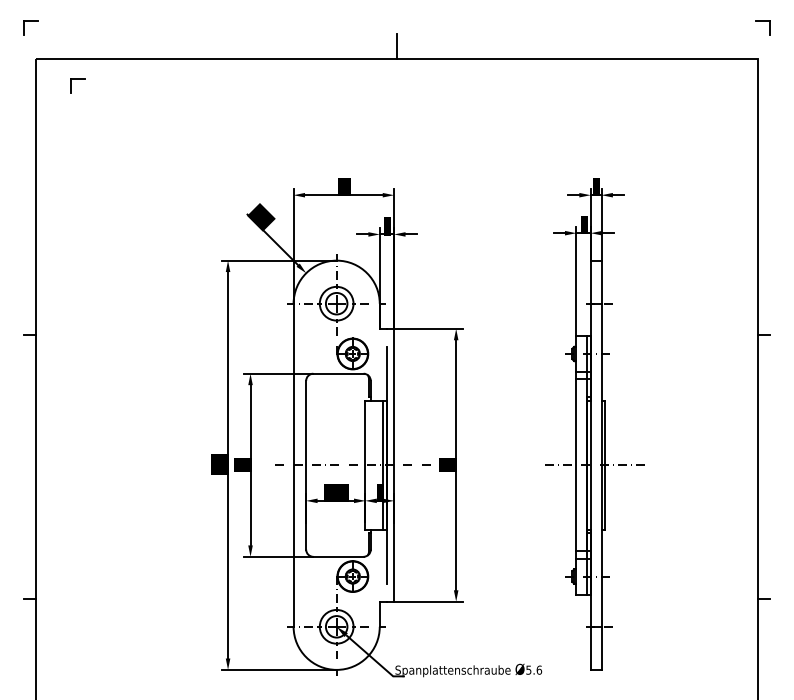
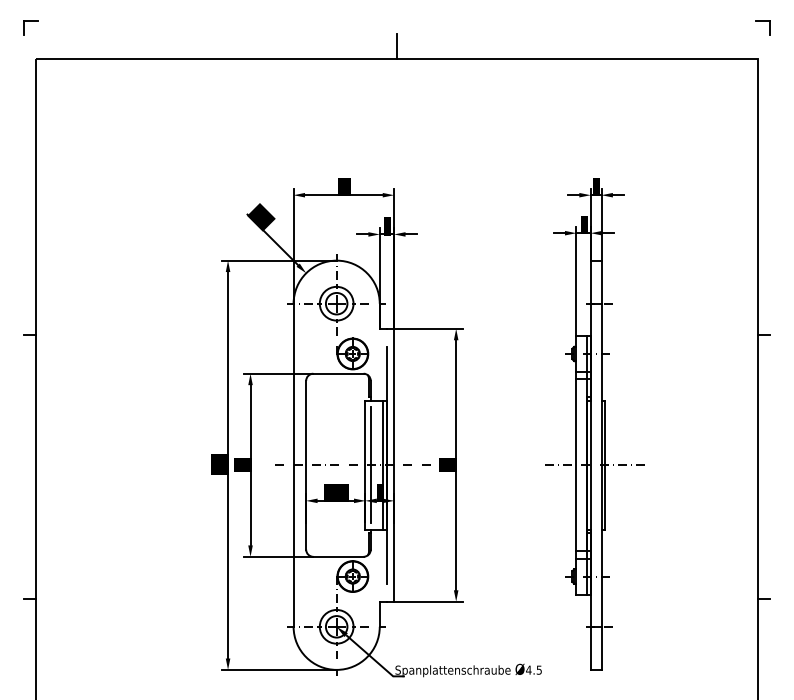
part: present -> none (77, 85)
line: none -> present (370, 465)
text: 5.6 -> 4.5 (534, 669)
